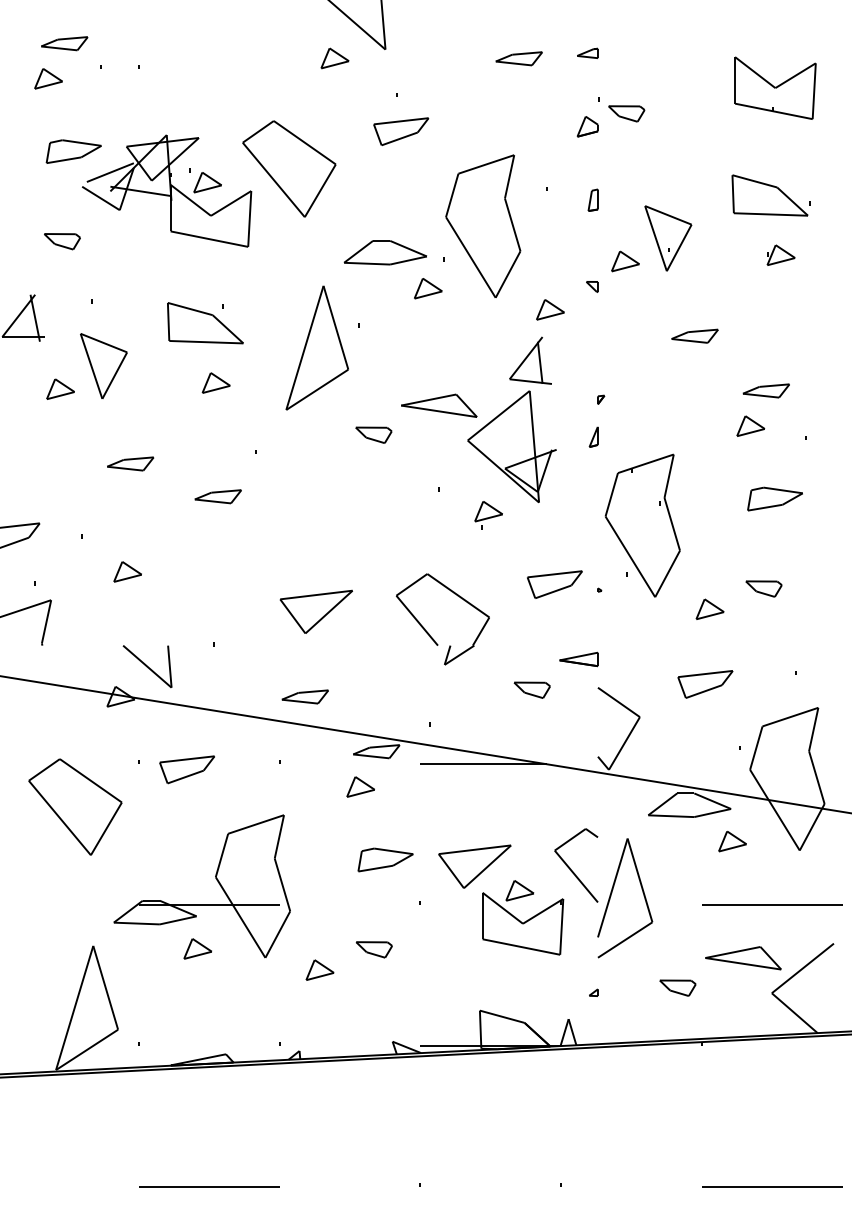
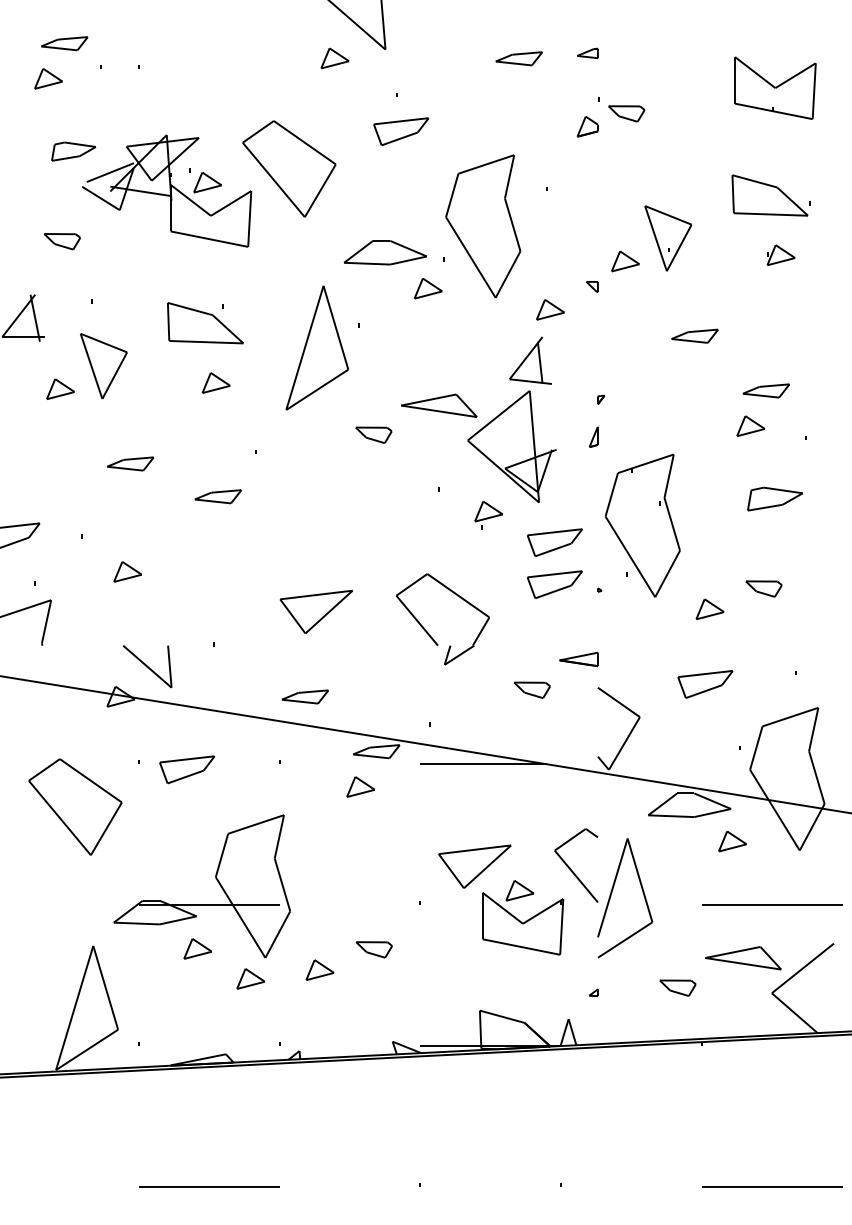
part size: 57x25 px -> 46x21 px (73, 151)
part: present -> none (592, 199)
part: none -> present (554, 542)
part: present -> none (385, 859)
part: none -> present (250, 978)
